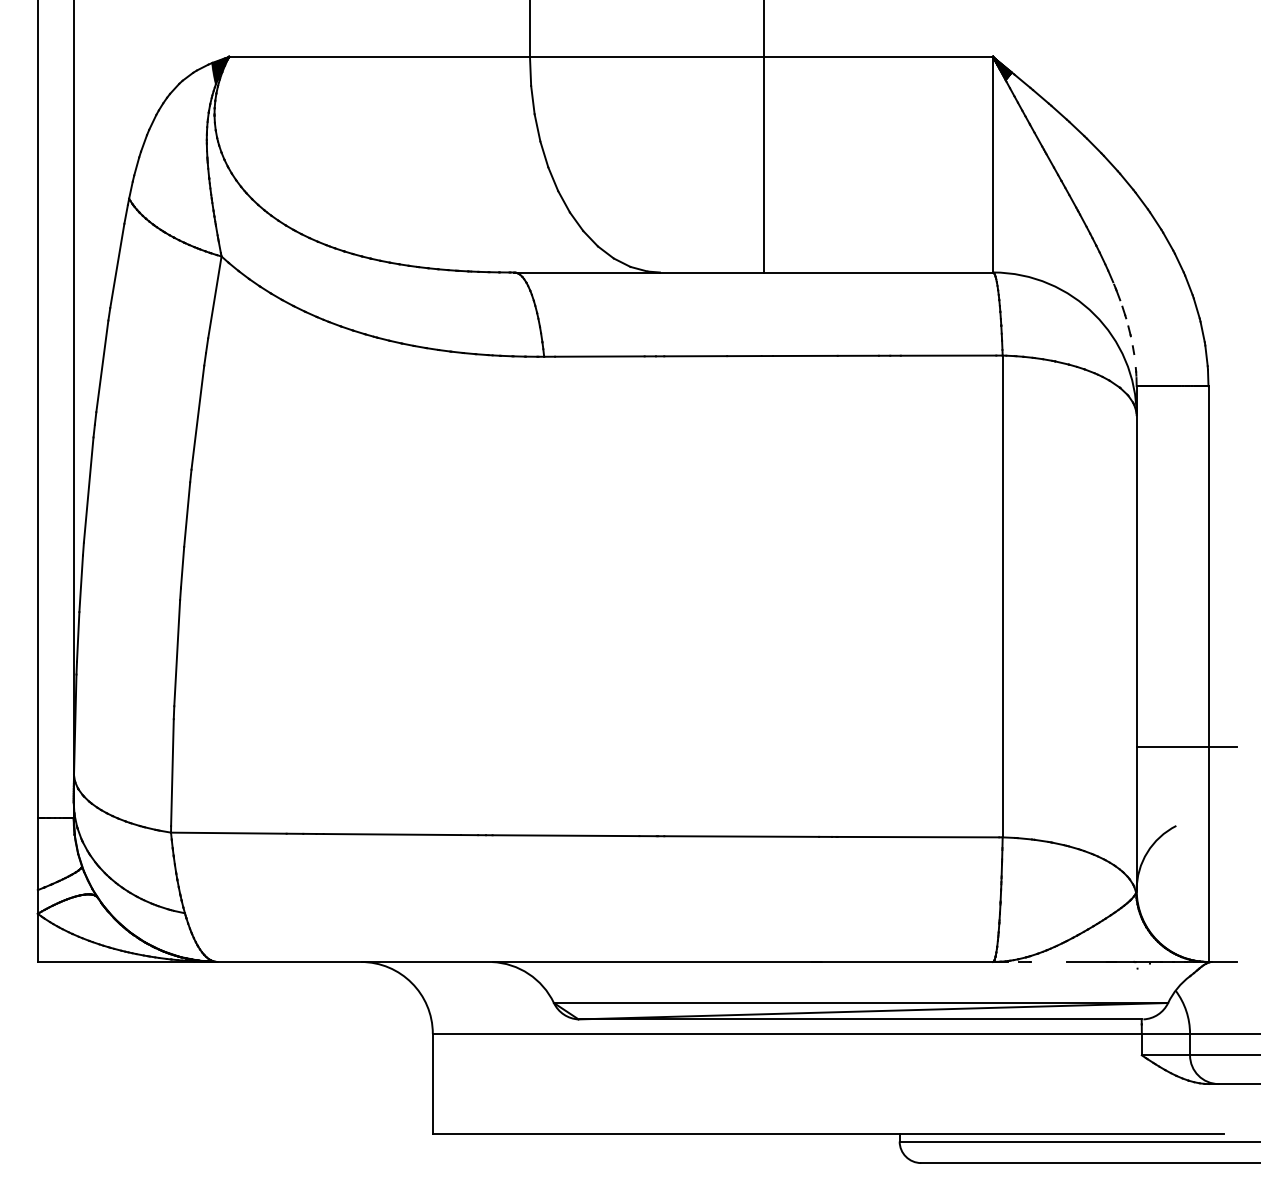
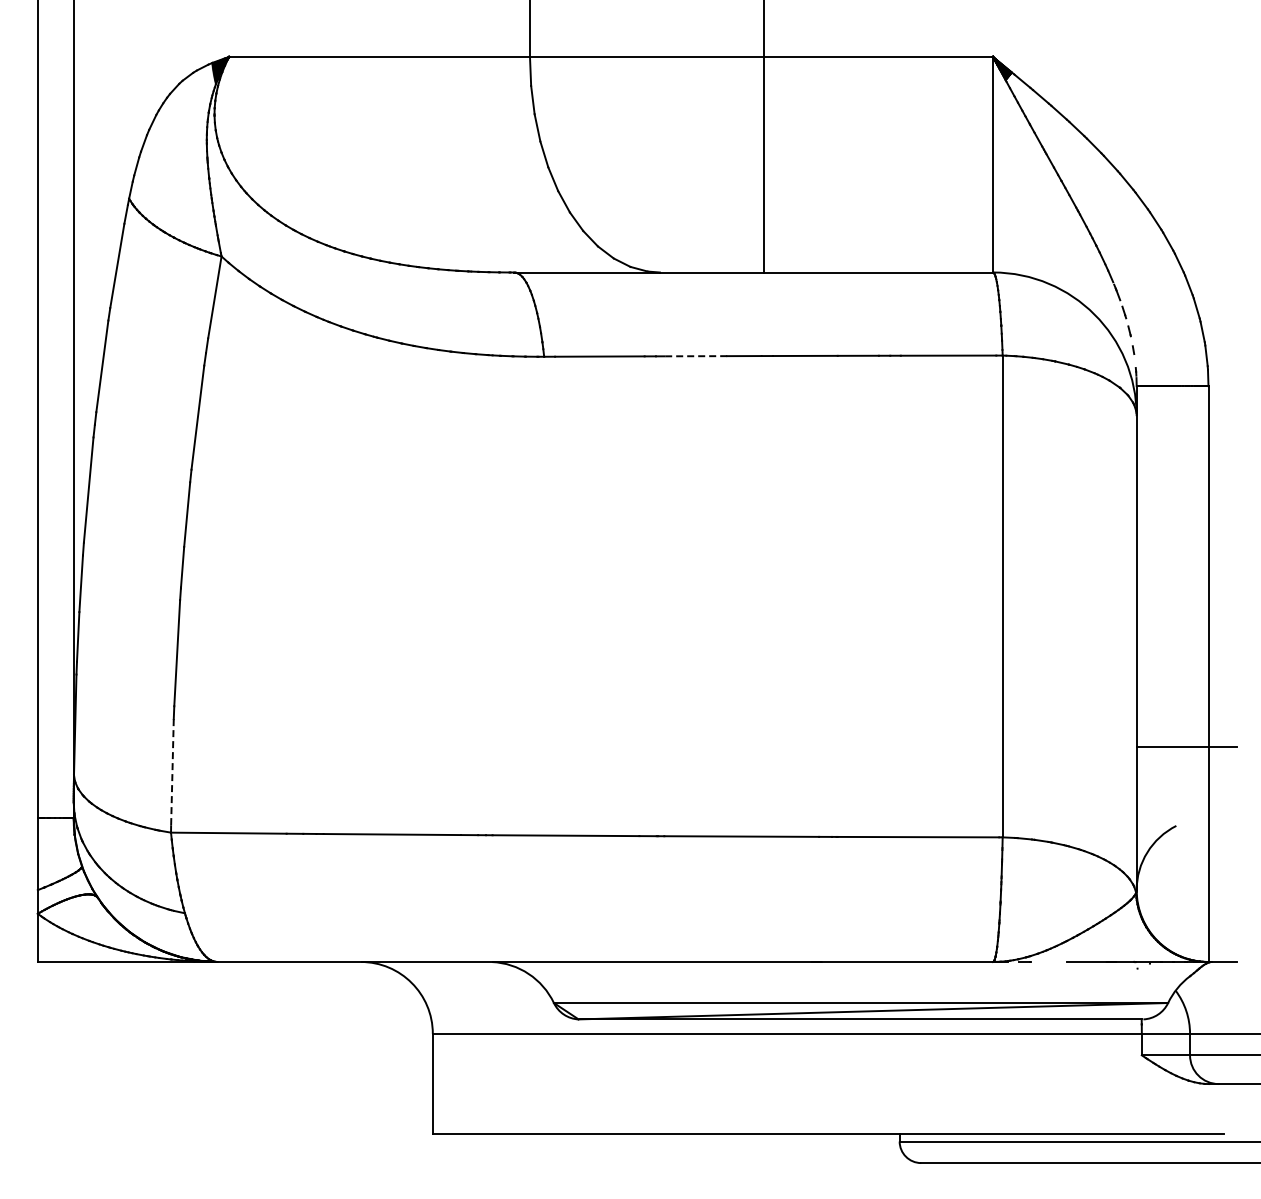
line: solid -> dashed (695, 356)
line: solid -> dashed (172, 772)
